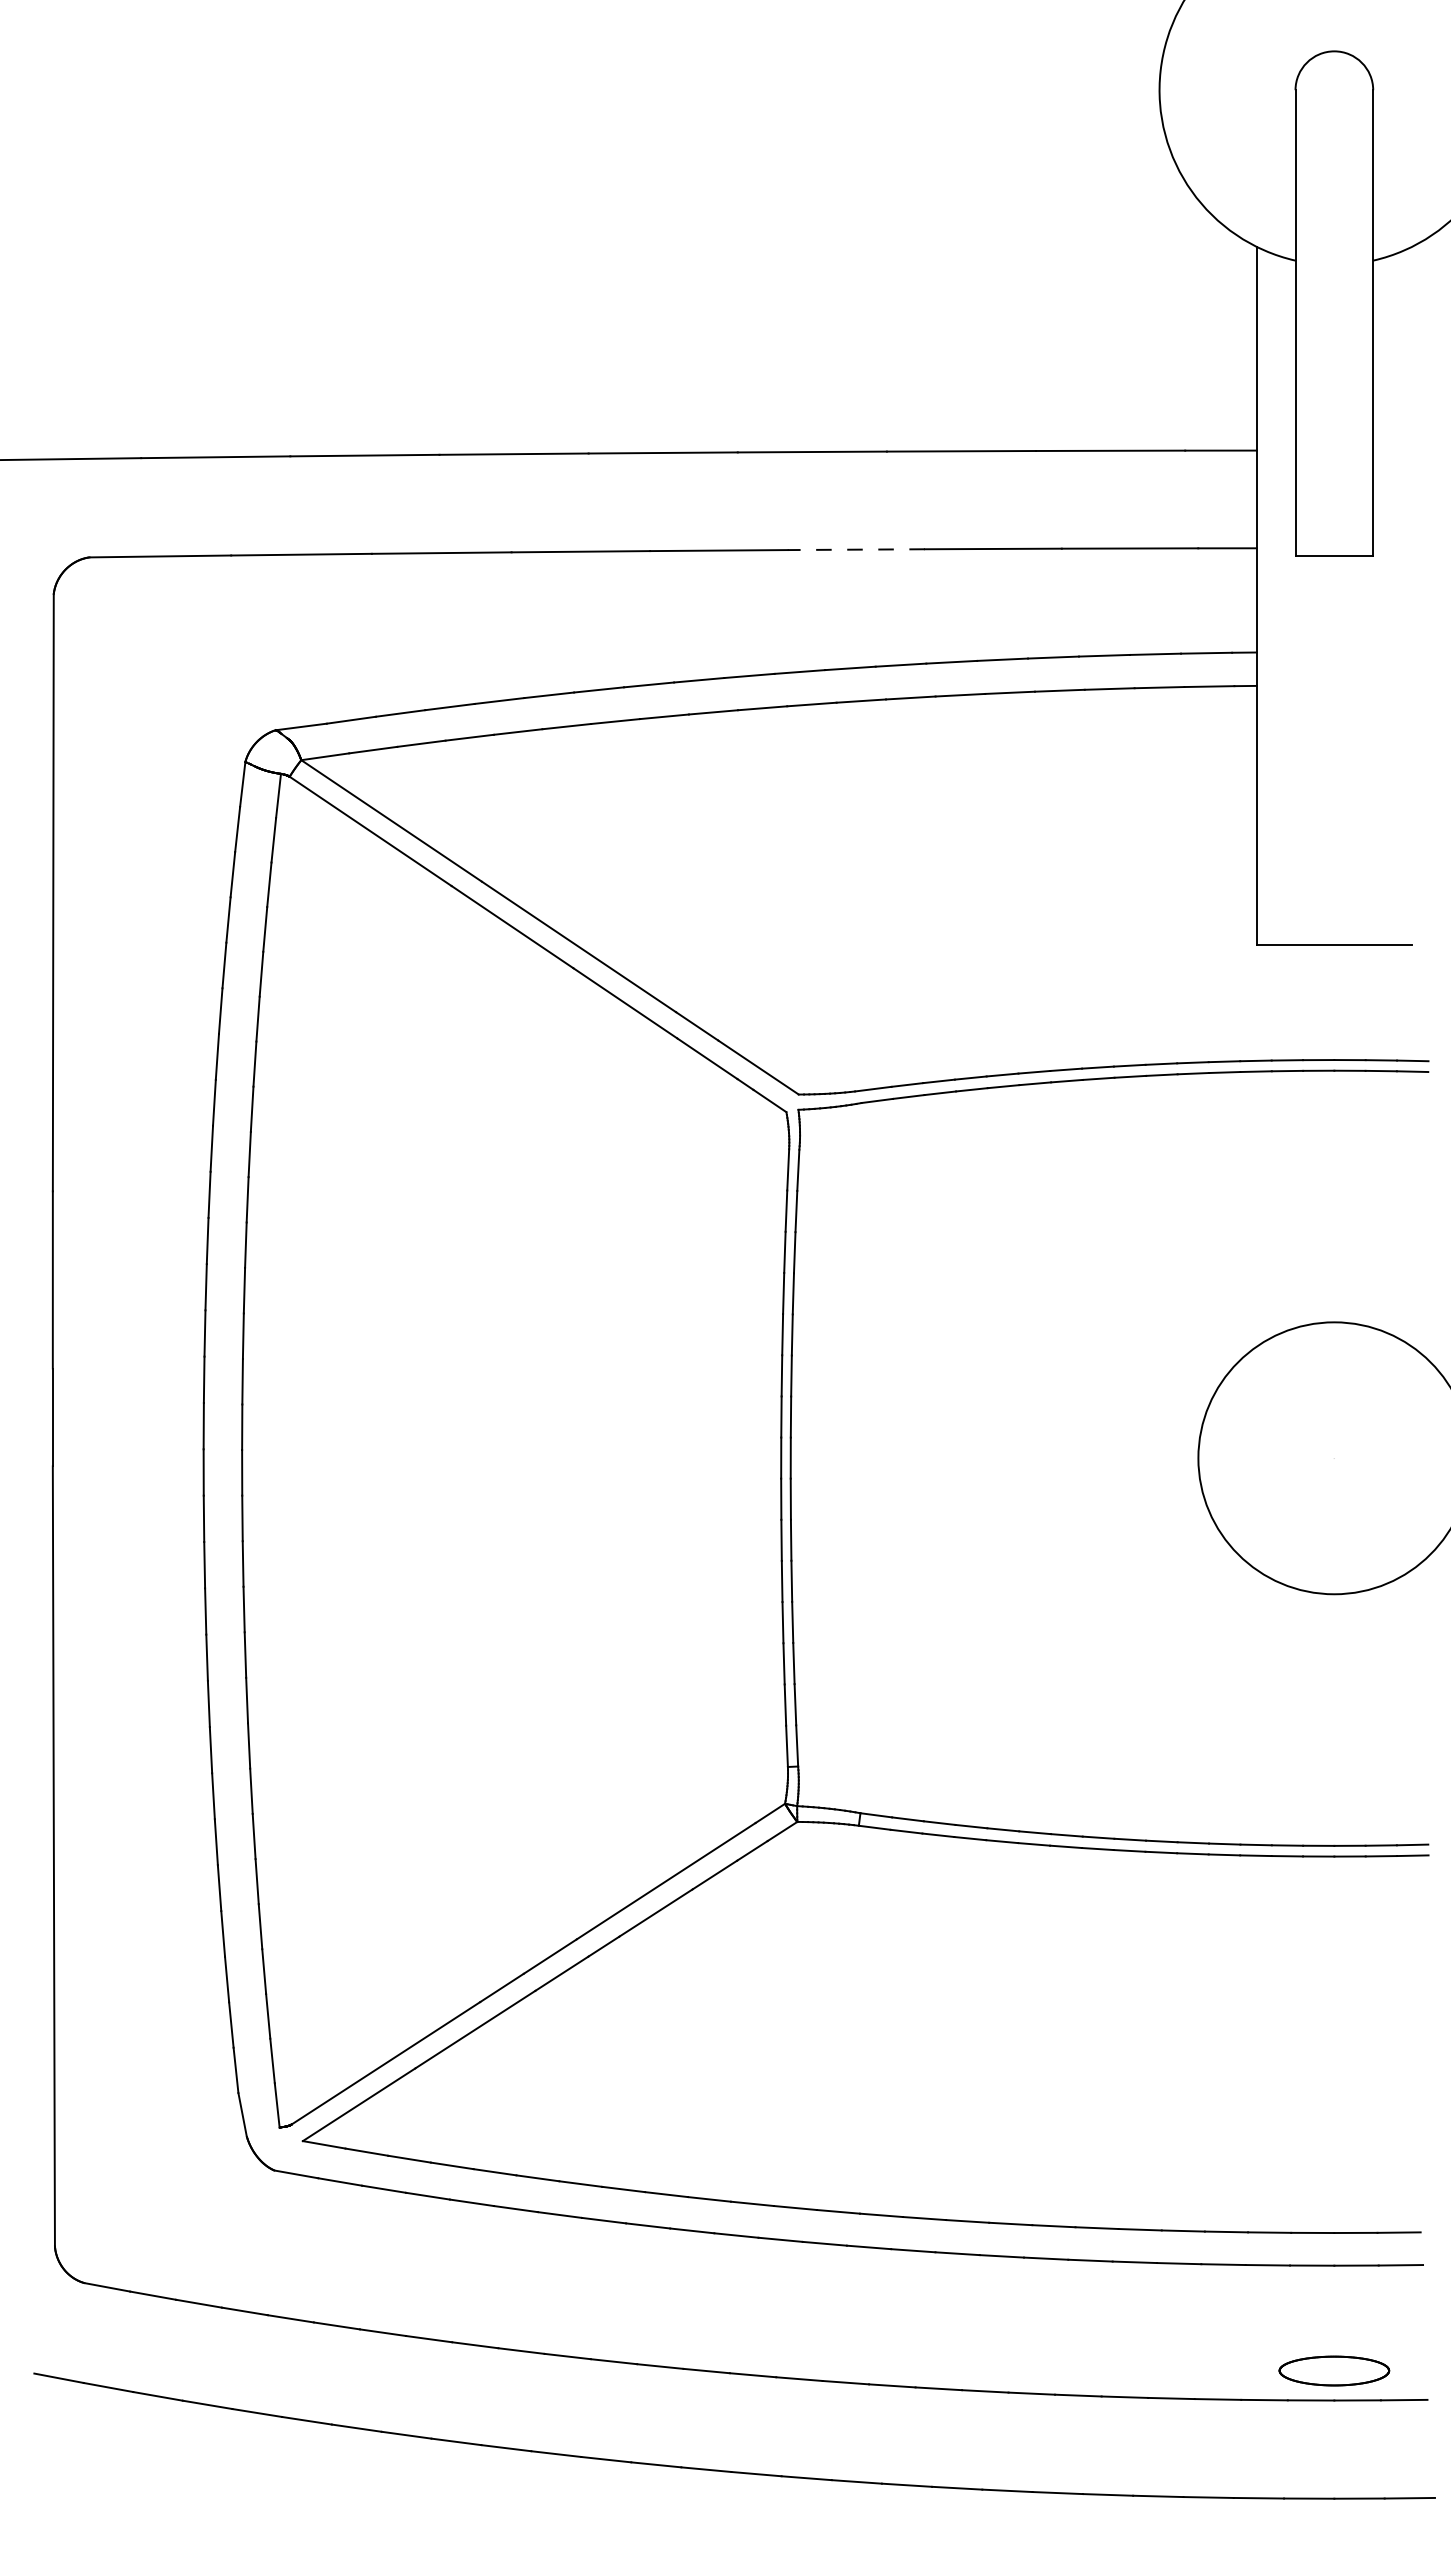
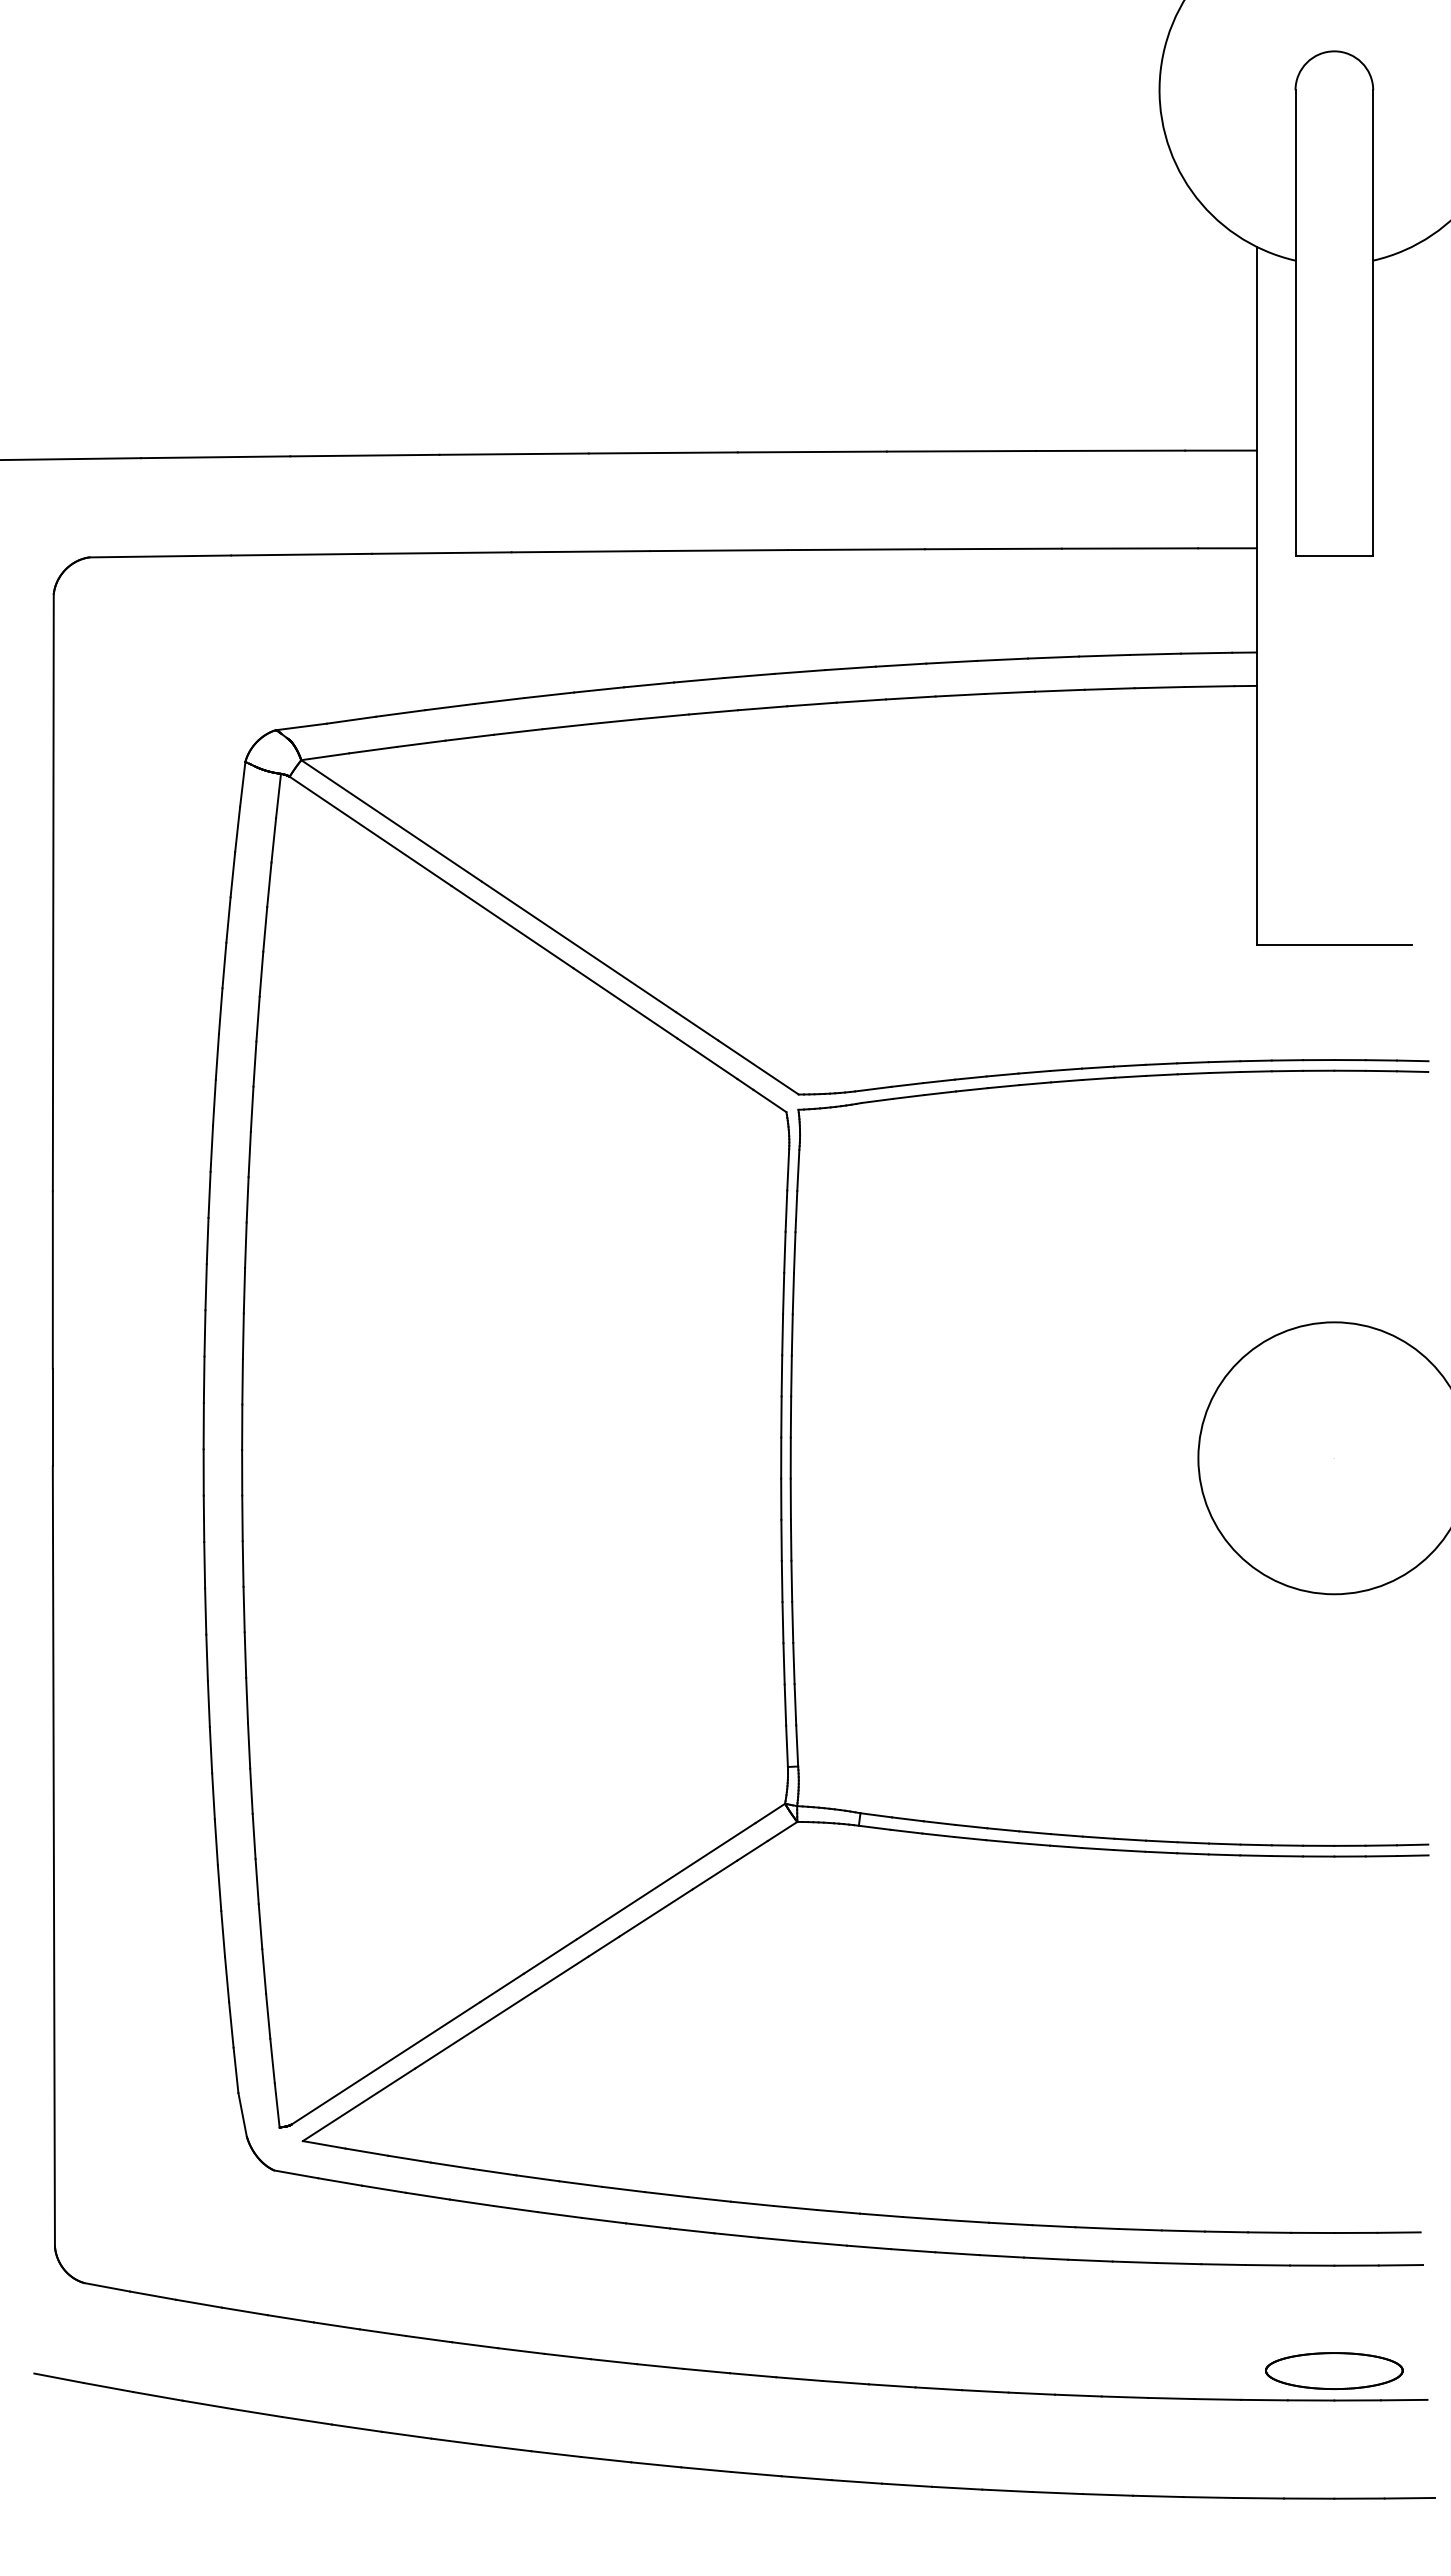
line: dashed -> solid (856, 549)
part size: 113x32 px -> 139x38 px (1334, 2370)
